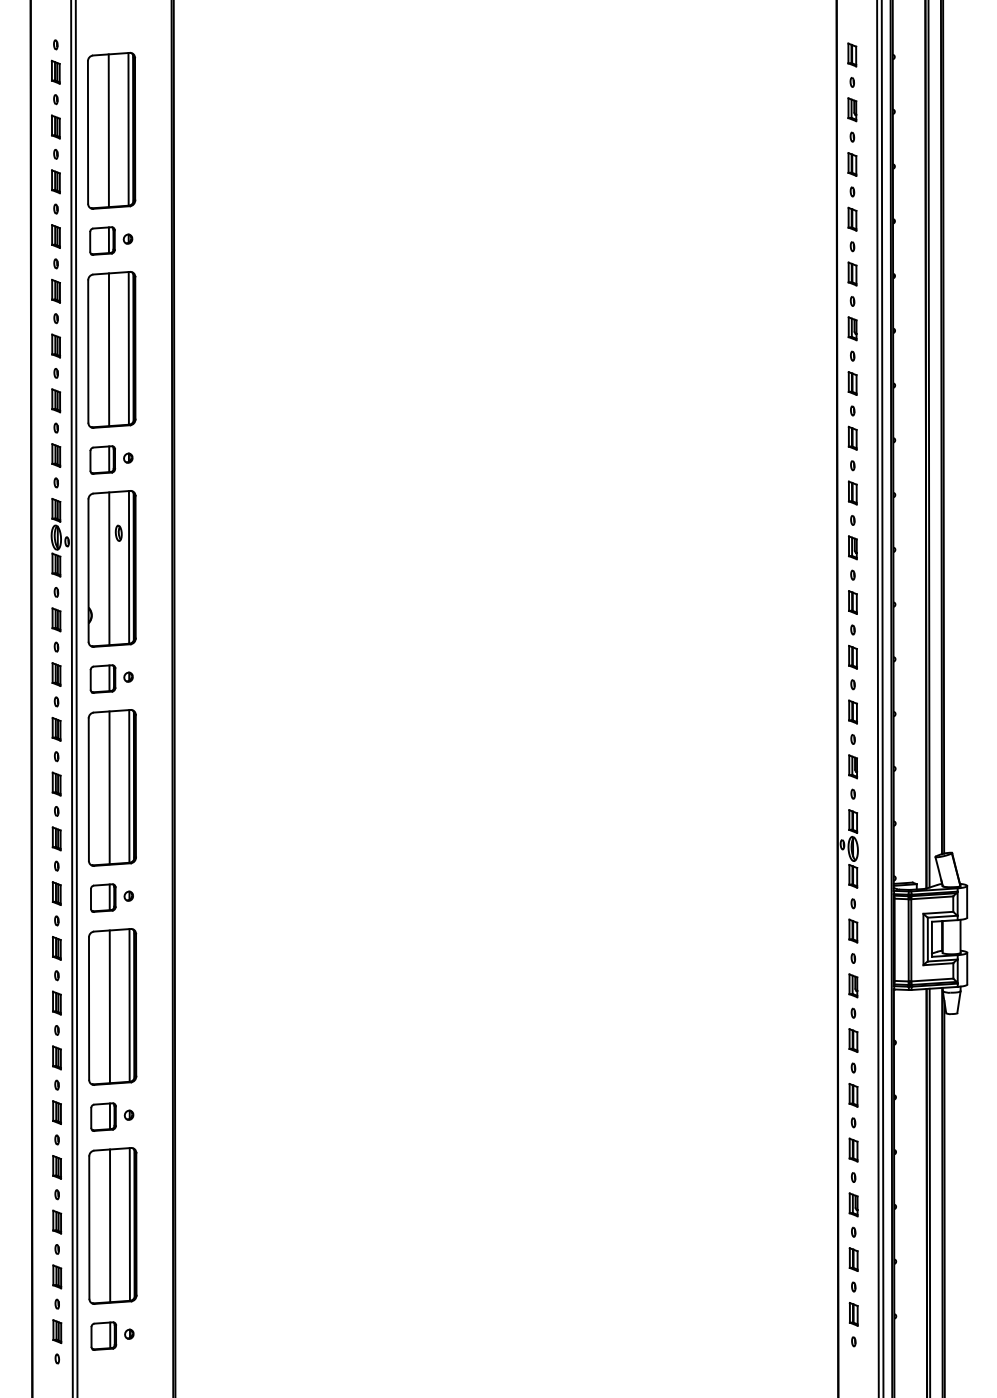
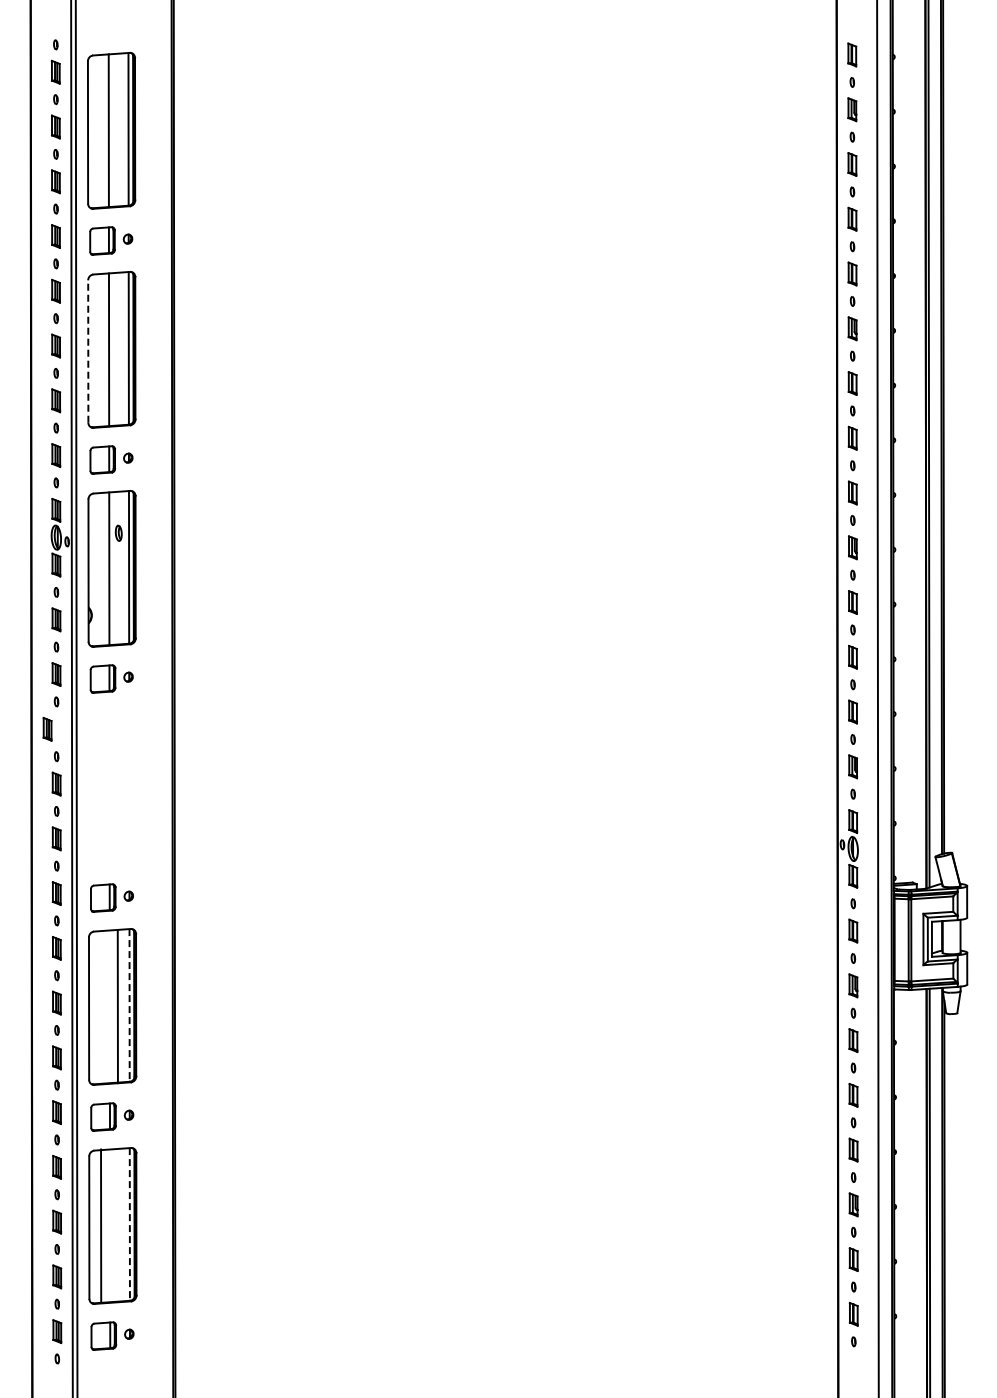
line: solid -> dashed (88, 351)
line: present -> none (882, 698)
part position: (56, 729) -> (47, 729) (47, 729)
part: present -> none (111, 787)
line: solid -> dashed (129, 1005)
line position: (109, 1006) -> (117, 1006) (117, 1006)
line: solid -> dashed (129, 1224)
line position: (110, 1225) -> (101, 1225) (101, 1225)
